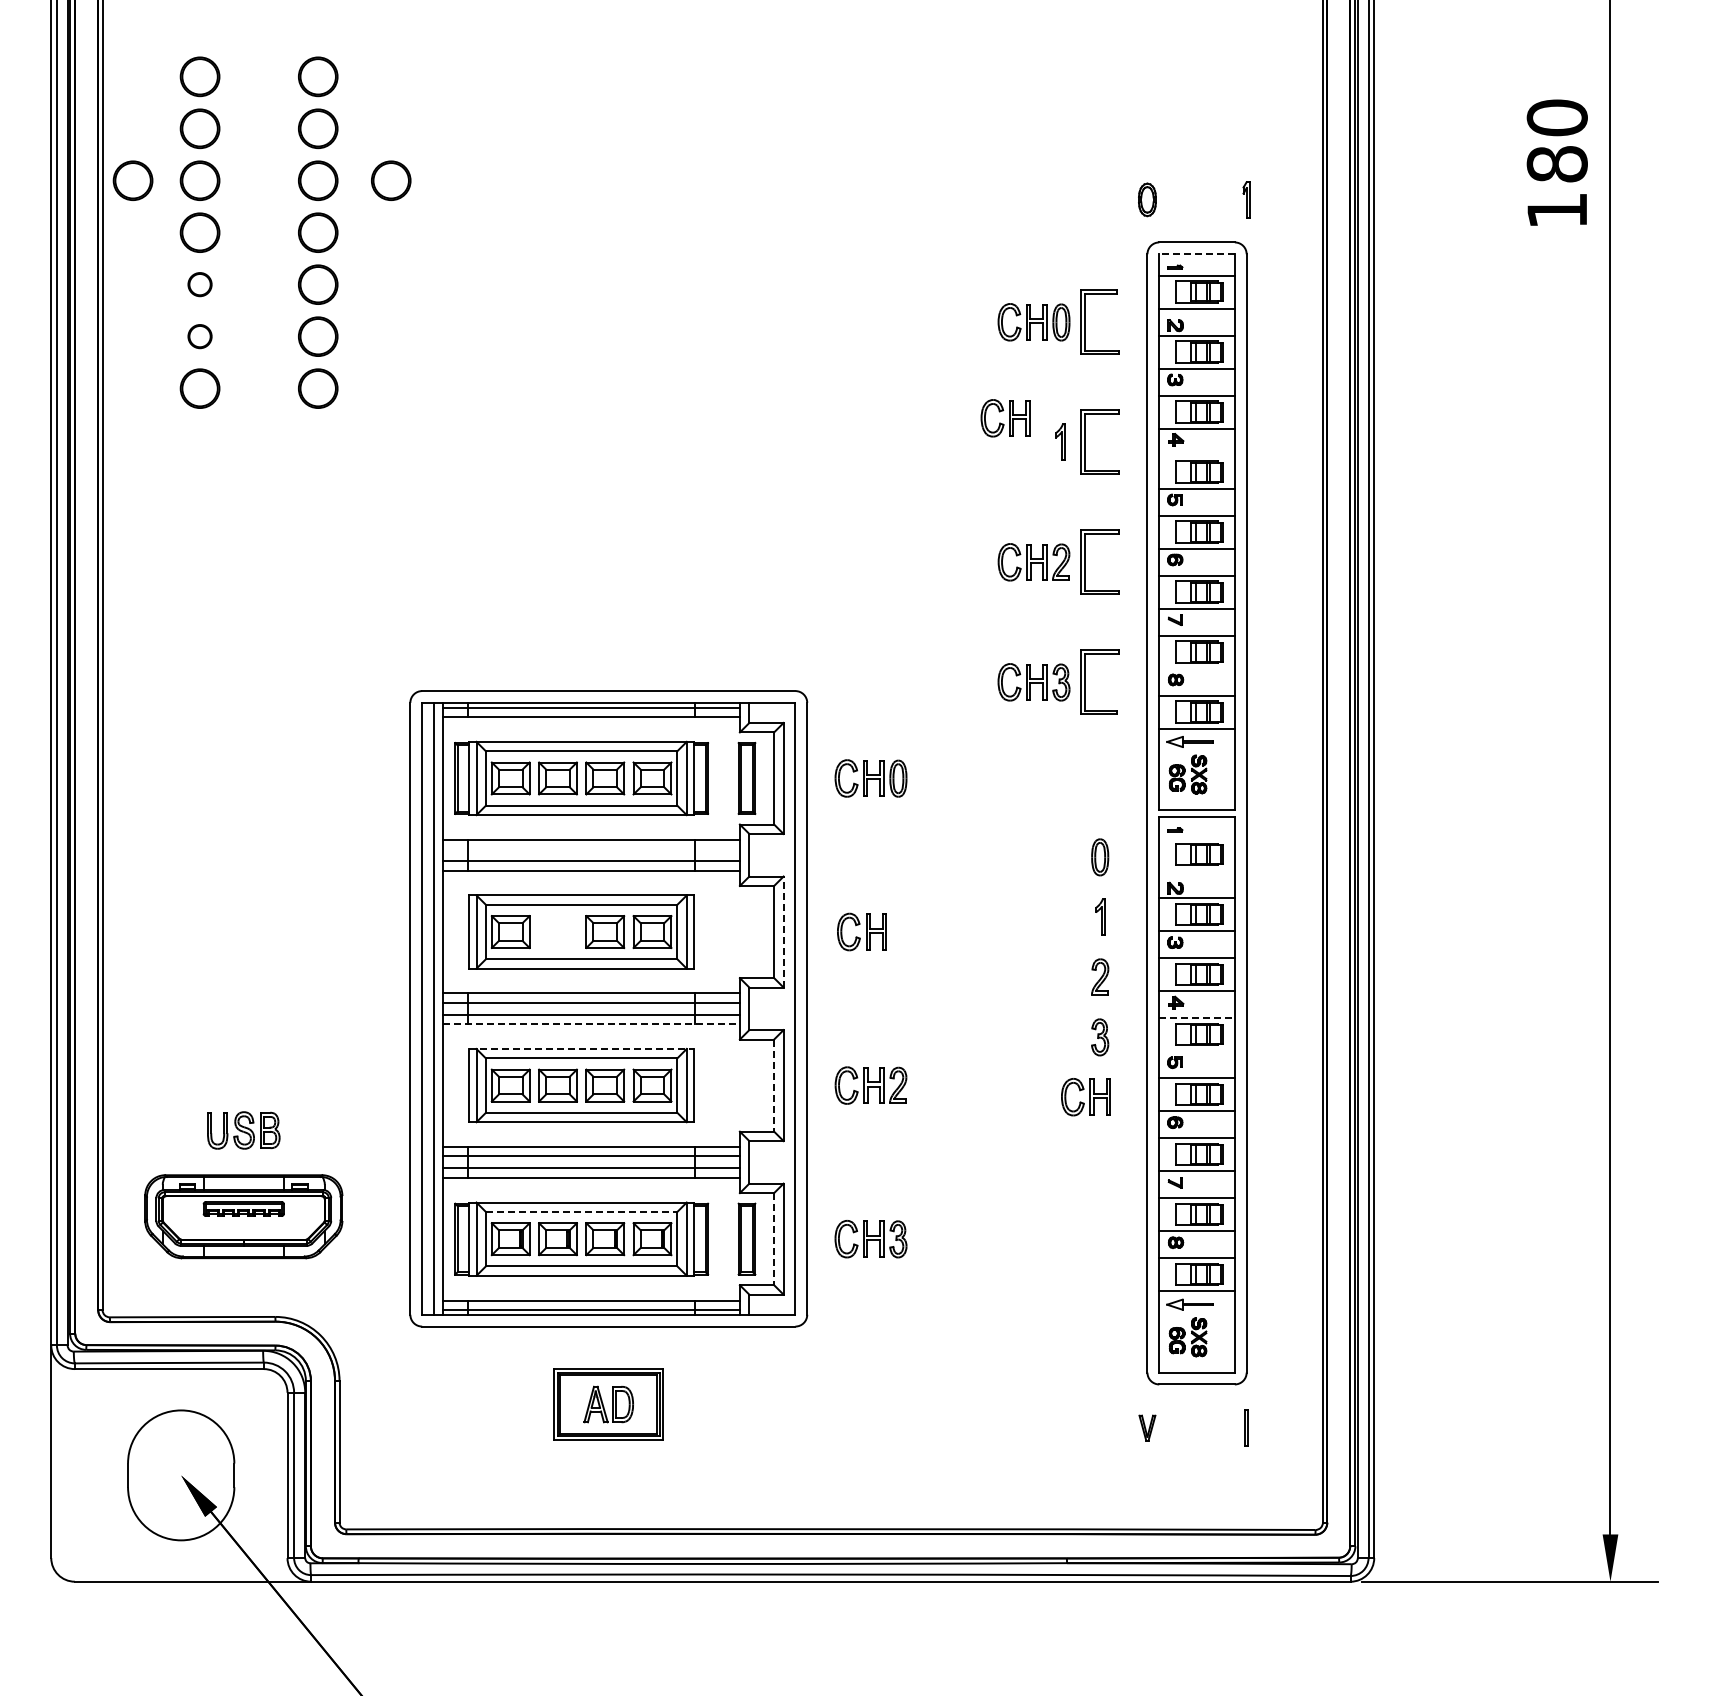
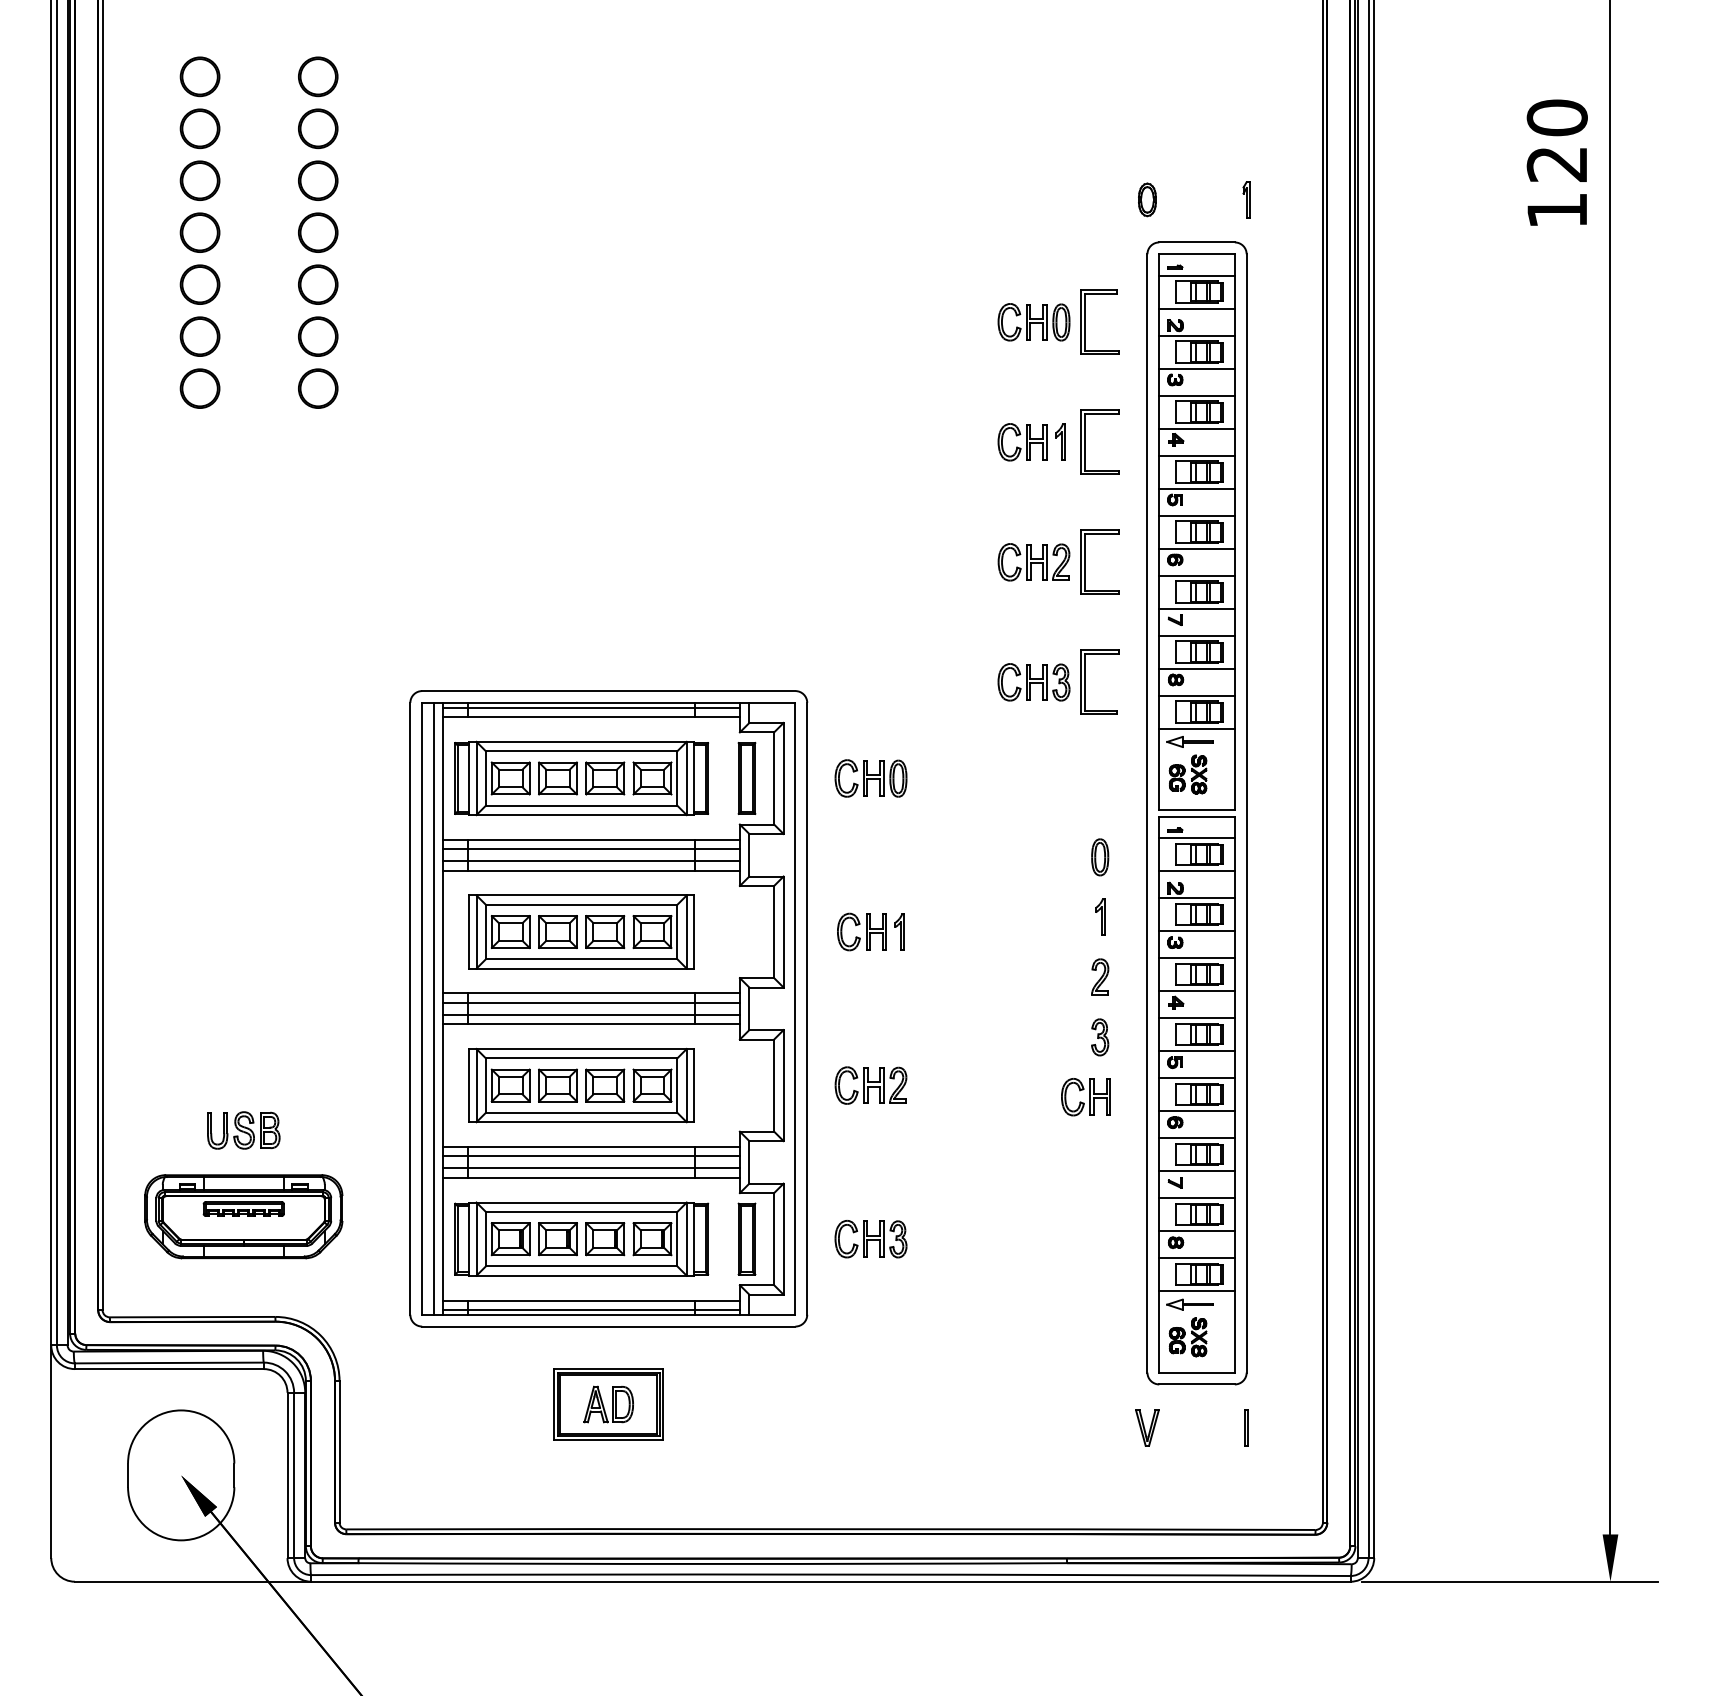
text: 180 -> 120 (1556, 164)
part: present -> none (132, 180)
part: present -> none (391, 180)
line: dashed -> solid (1197, 254)
part size: 26x26 px -> 42x41 px (199, 284)
part size: 26x26 px -> 42x41 px (199, 336)
part position: (1005, 418) -> (1022, 442) (1022, 442)
line: none -> present (1196, 455)
line: none -> present (1196, 668)
line: none -> present (1196, 838)
line: none -> present (591, 849)
line: none -> present (1196, 871)
part: none -> present (557, 931)
part: none -> present (899, 931)
line: dashed -> solid (783, 932)
line: dashed -> solid (1197, 1018)
line: dashed -> solid (592, 1024)
line: dashed -> solid (582, 1048)
line: none -> present (1196, 1051)
line: dashed -> solid (774, 1086)
line: dashed -> solid (581, 1211)
line: dashed -> solid (774, 1239)
part size: 19x28 px -> 25x38 px (1147, 1427)
